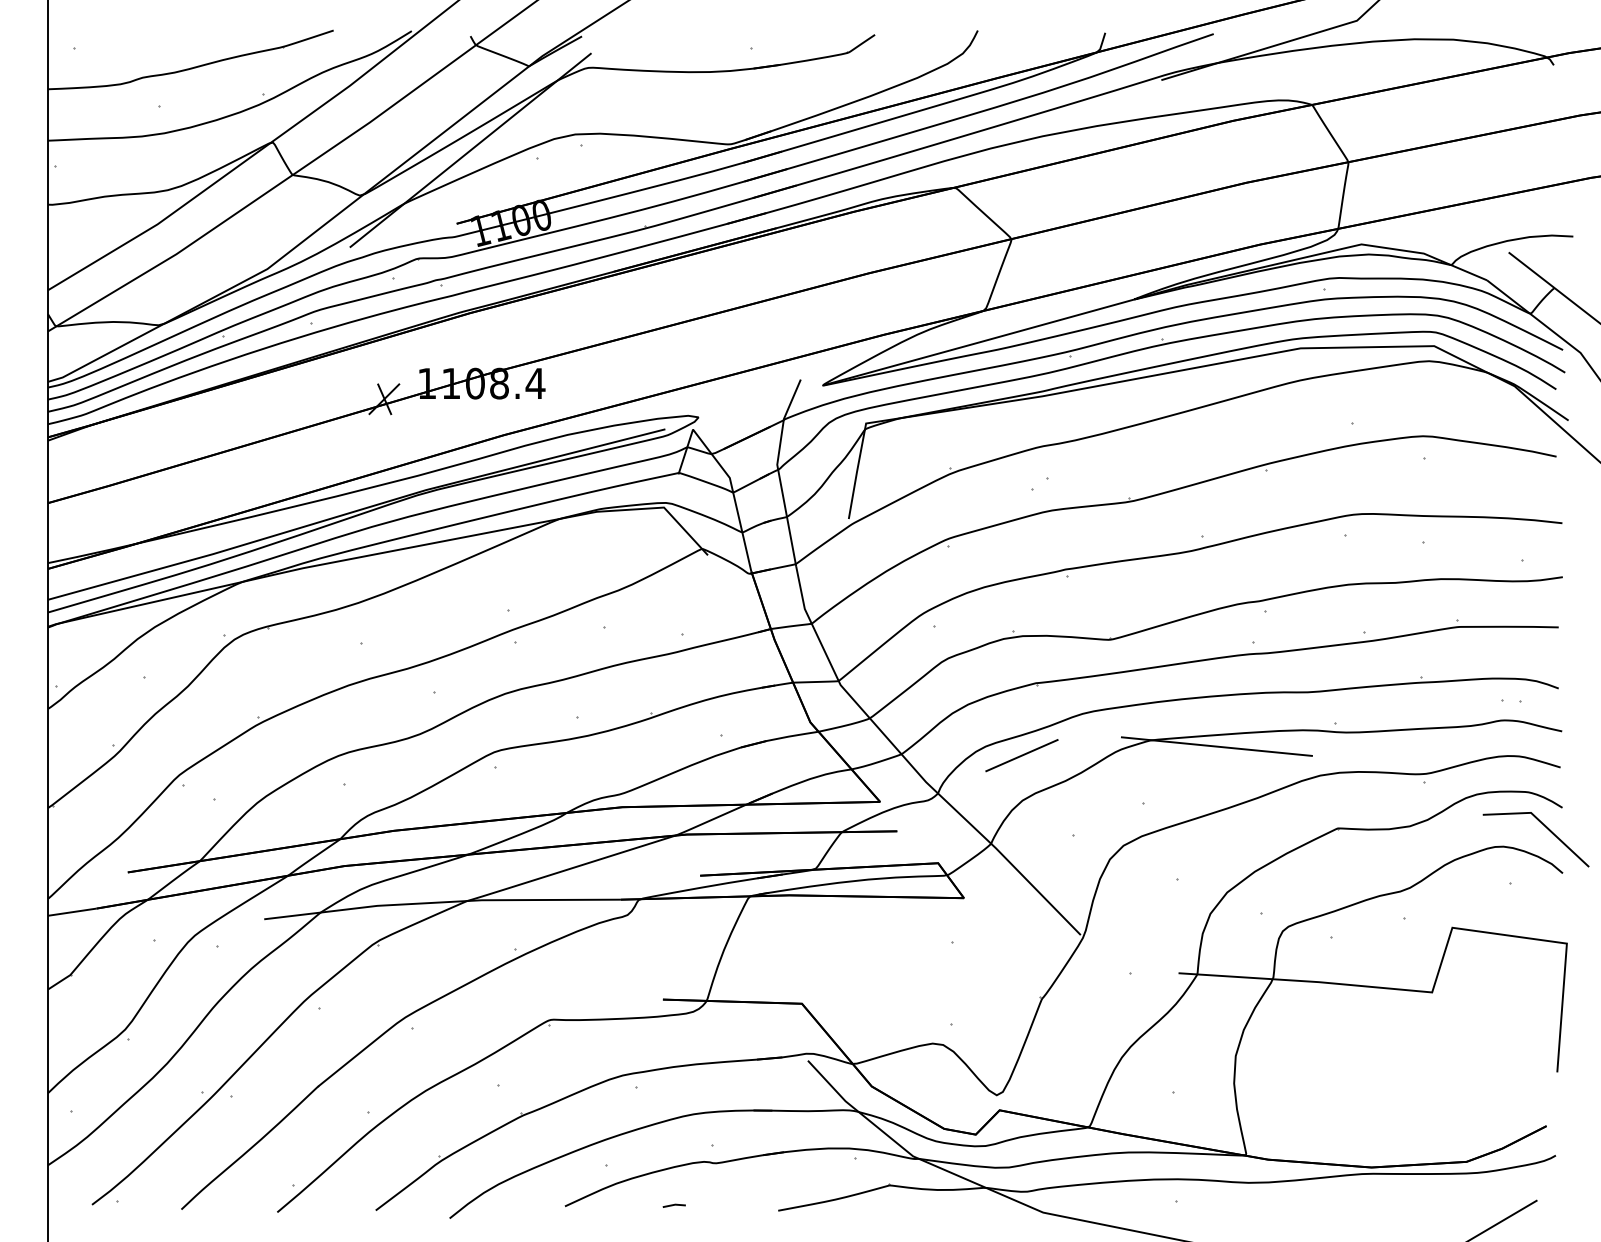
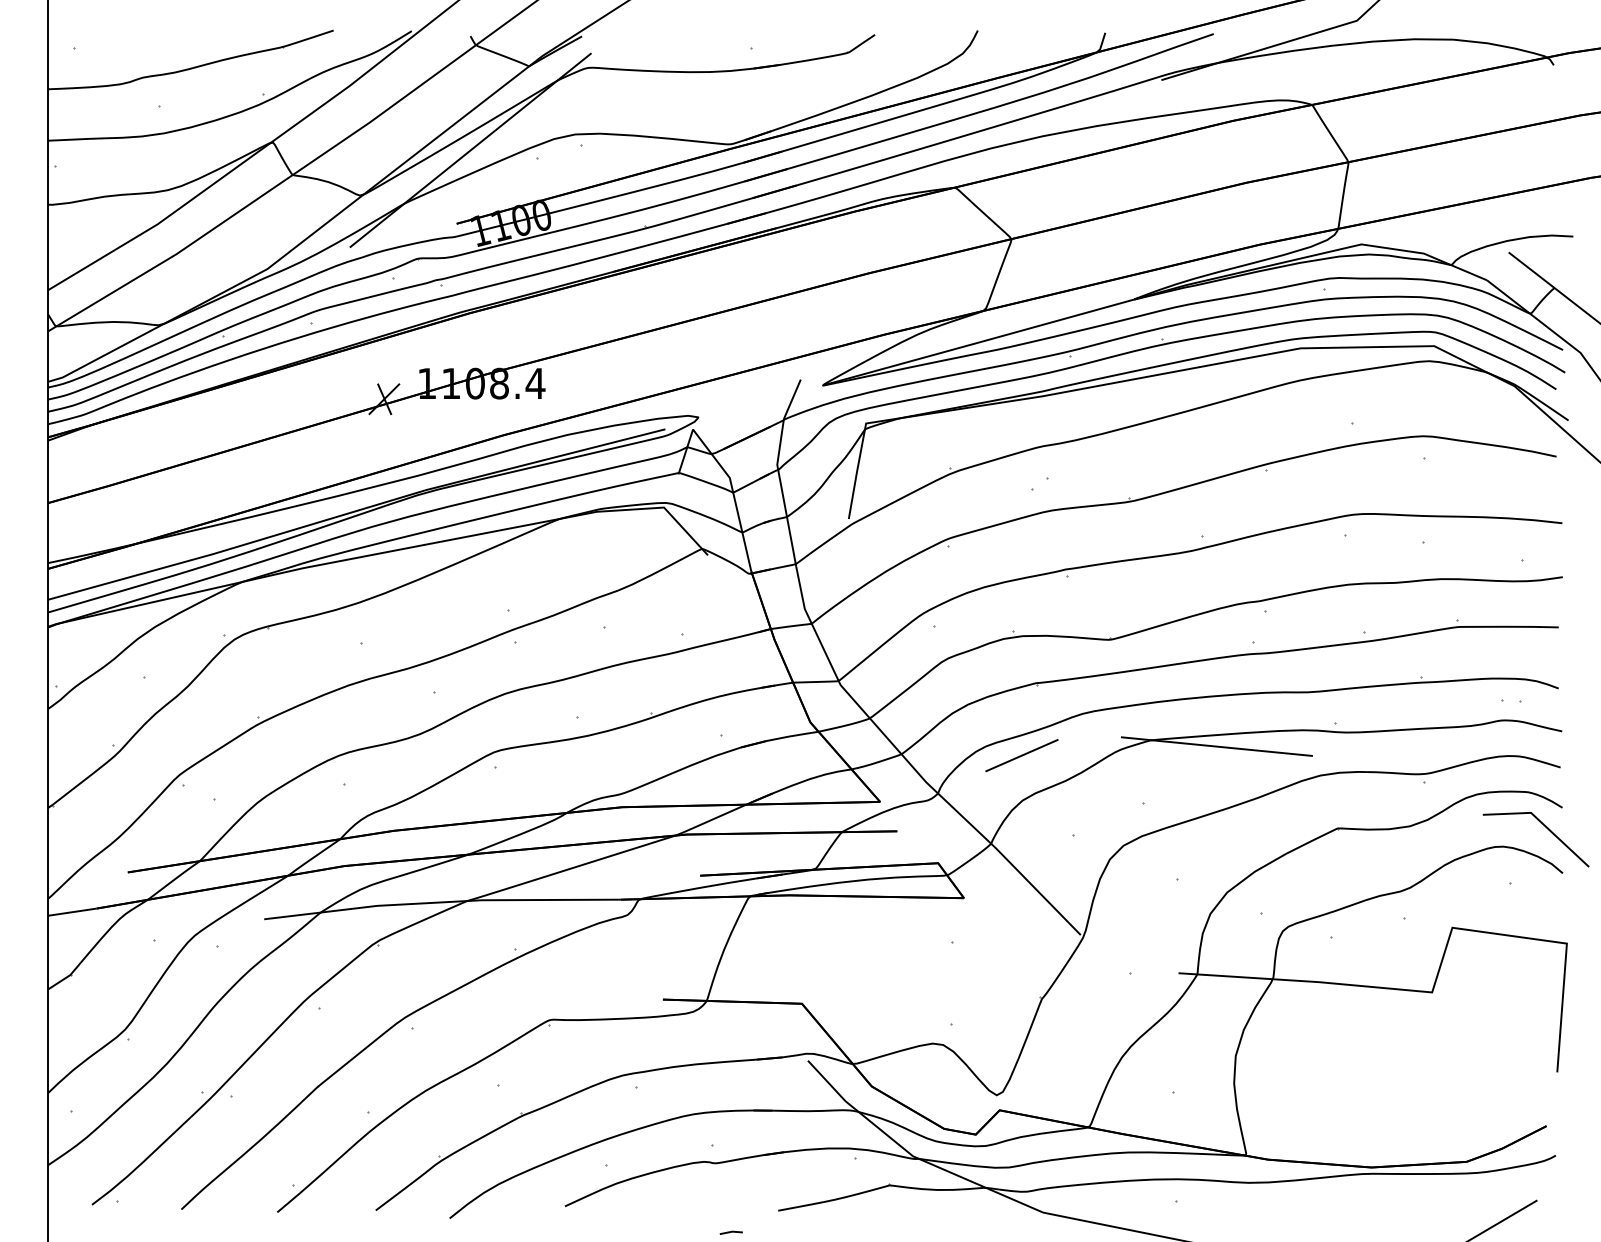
line position: (673, 1205) -> (730, 1232) (730, 1232)
